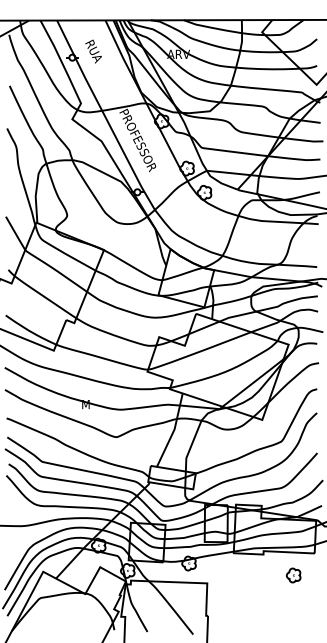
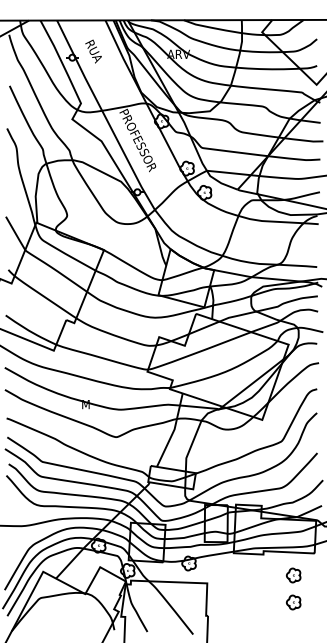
part: none -> present (293, 602)
